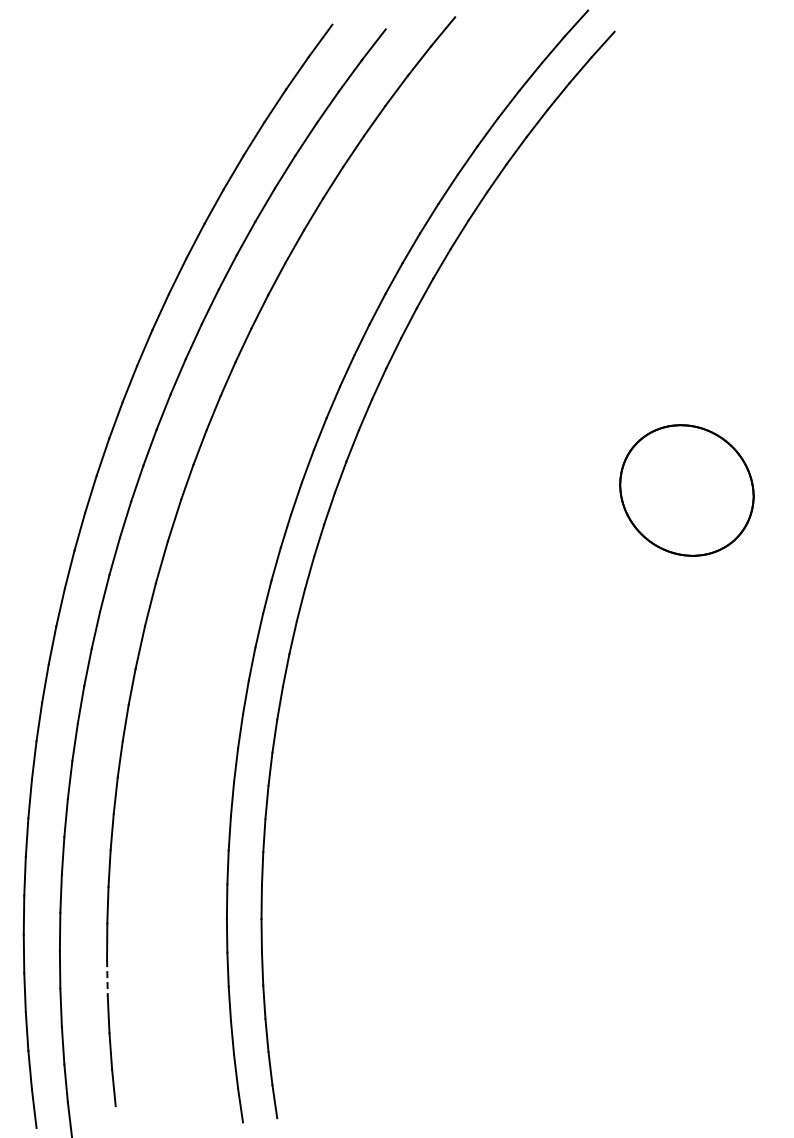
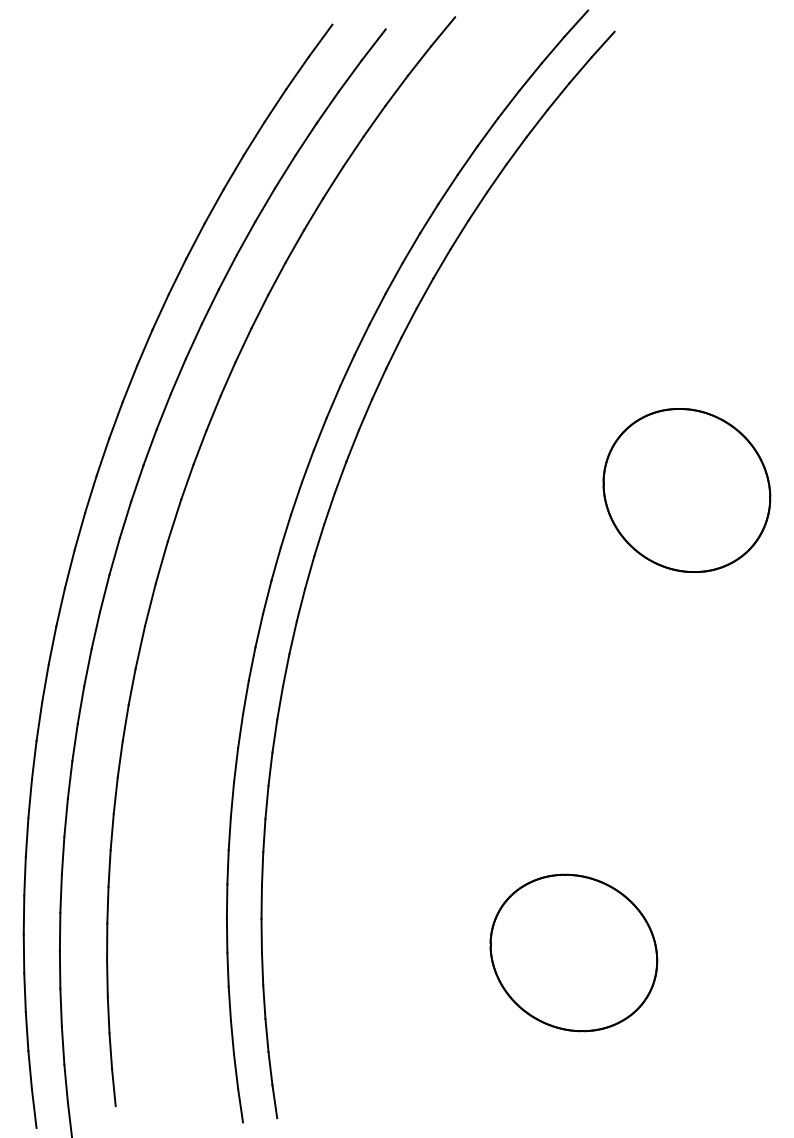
part size: 136x133 px -> 170x165 px (686, 490)
part: none -> present (573, 952)
line: dashed -> solid (107, 978)
